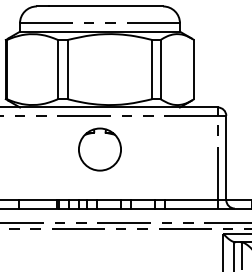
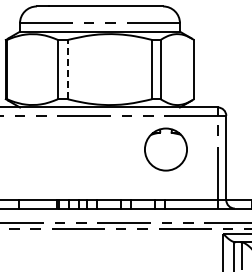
line: solid -> dashed (67, 69)
part position: (99, 149) -> (165, 149) (165, 149)
